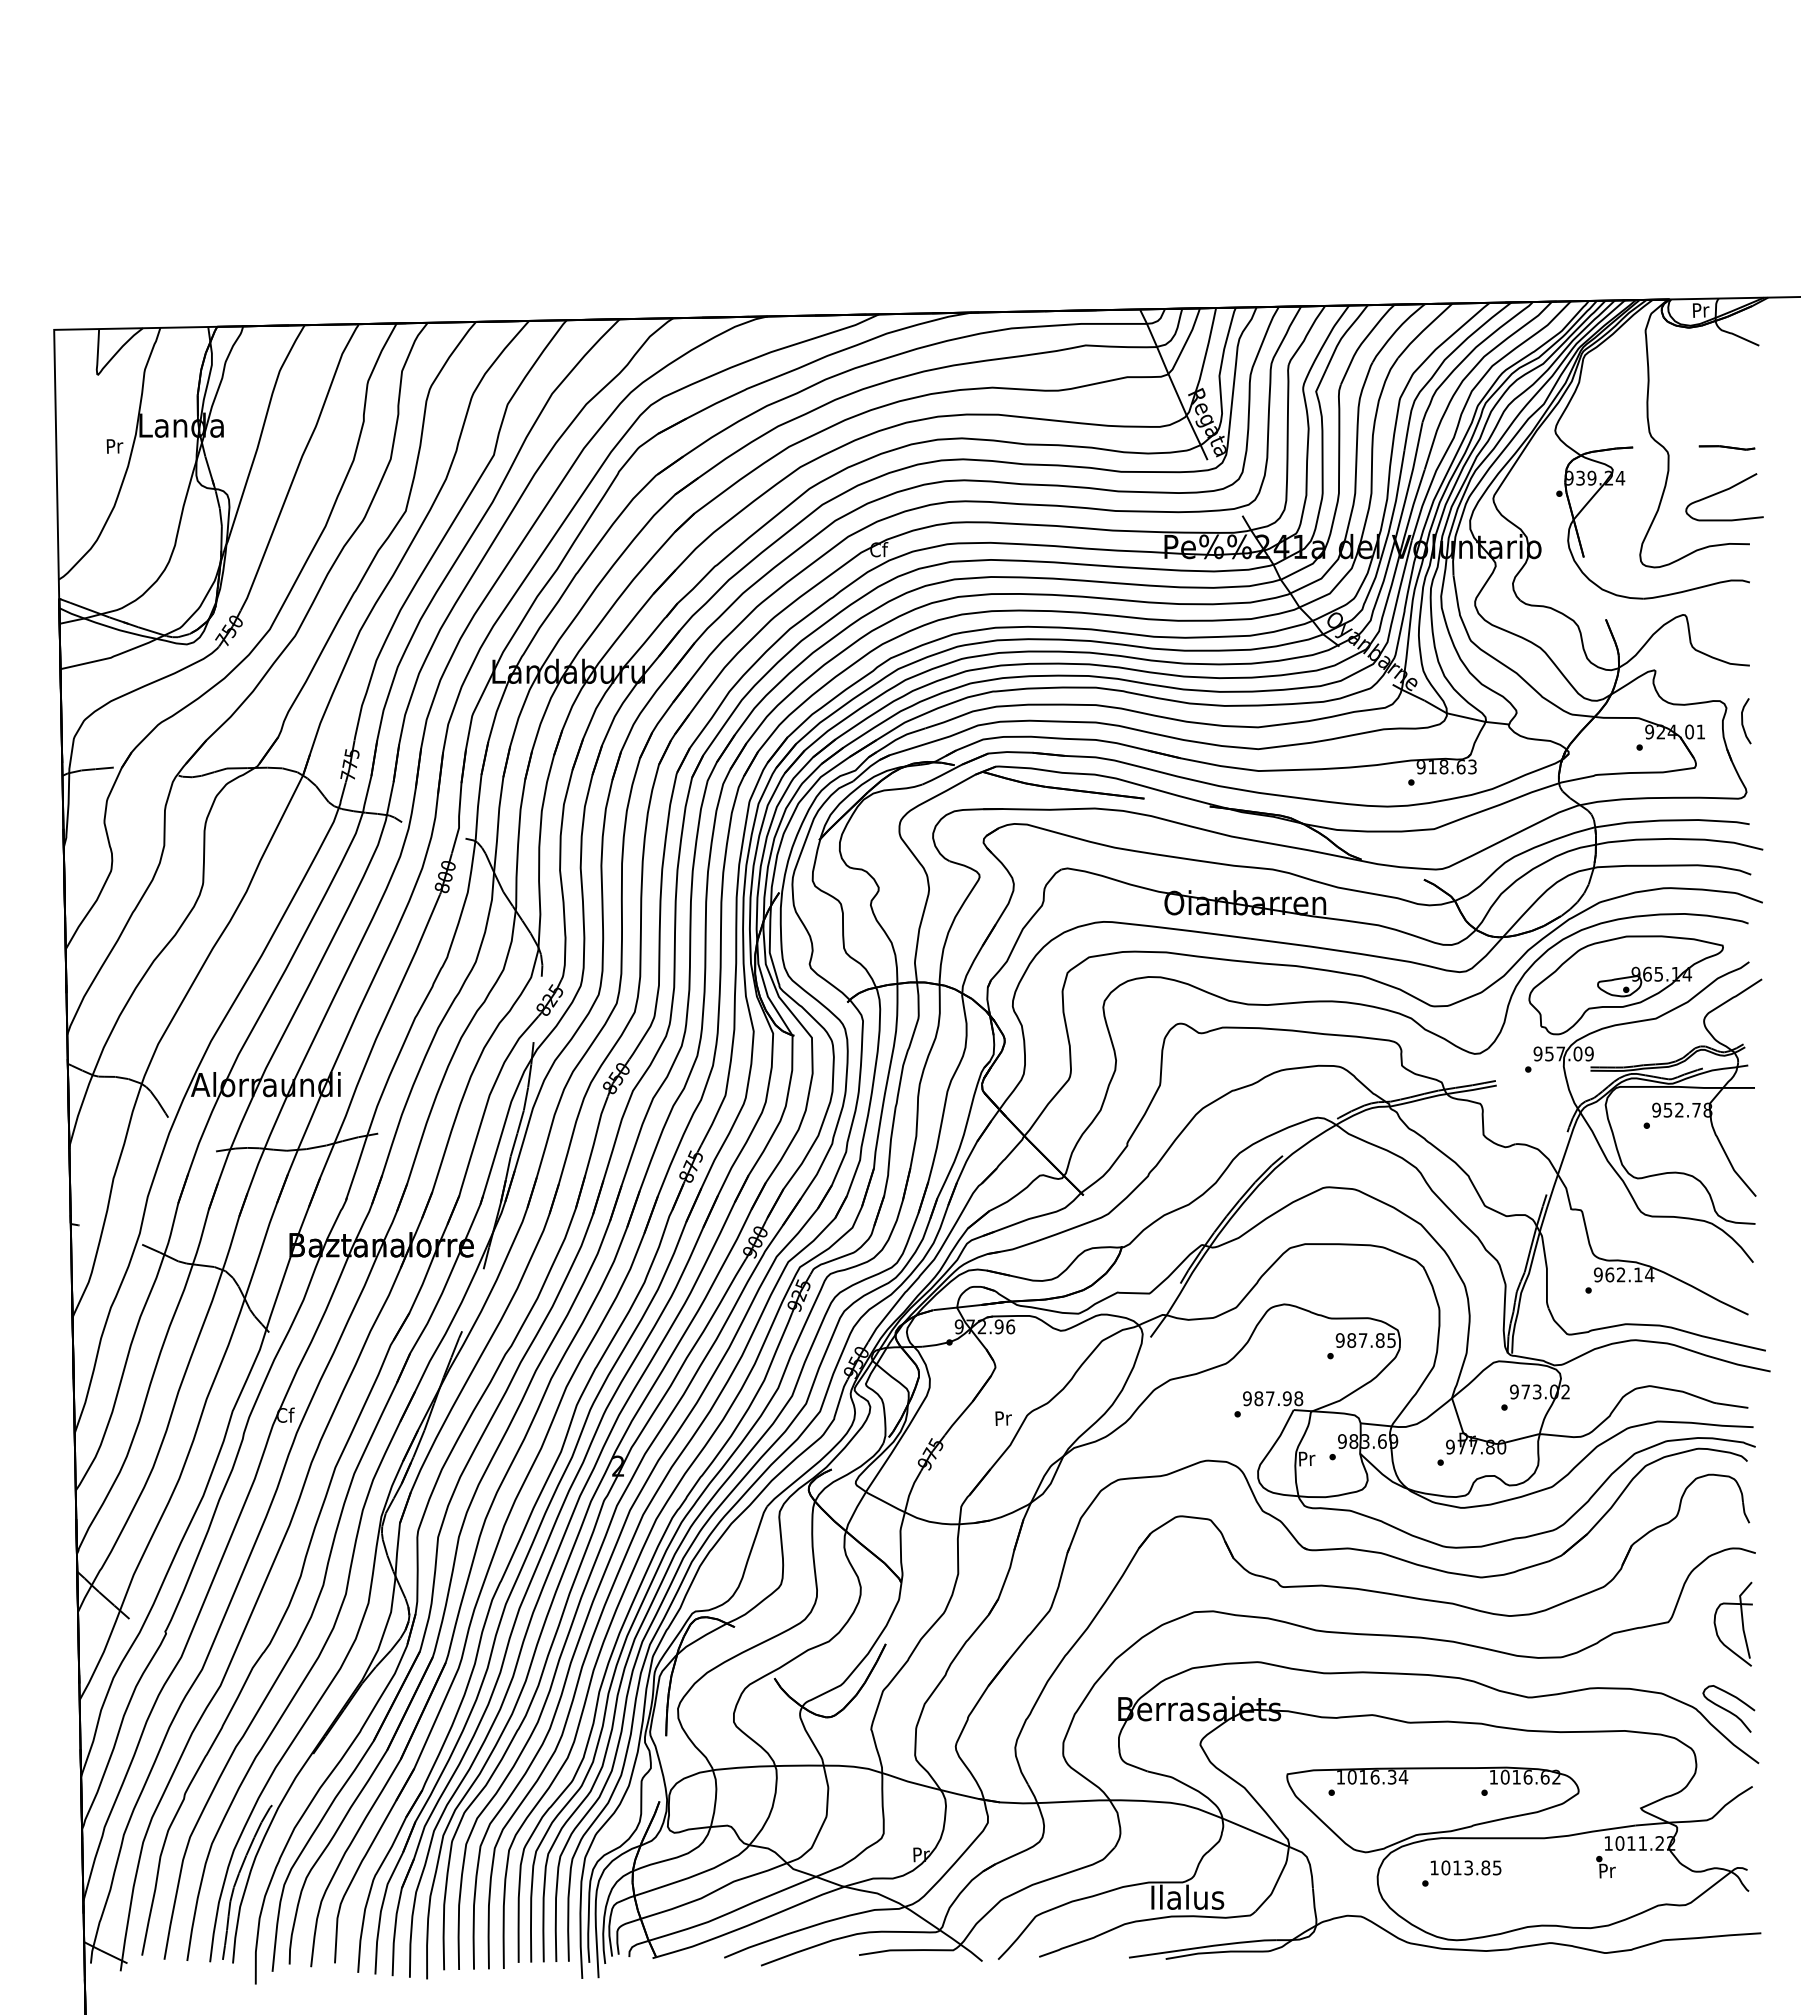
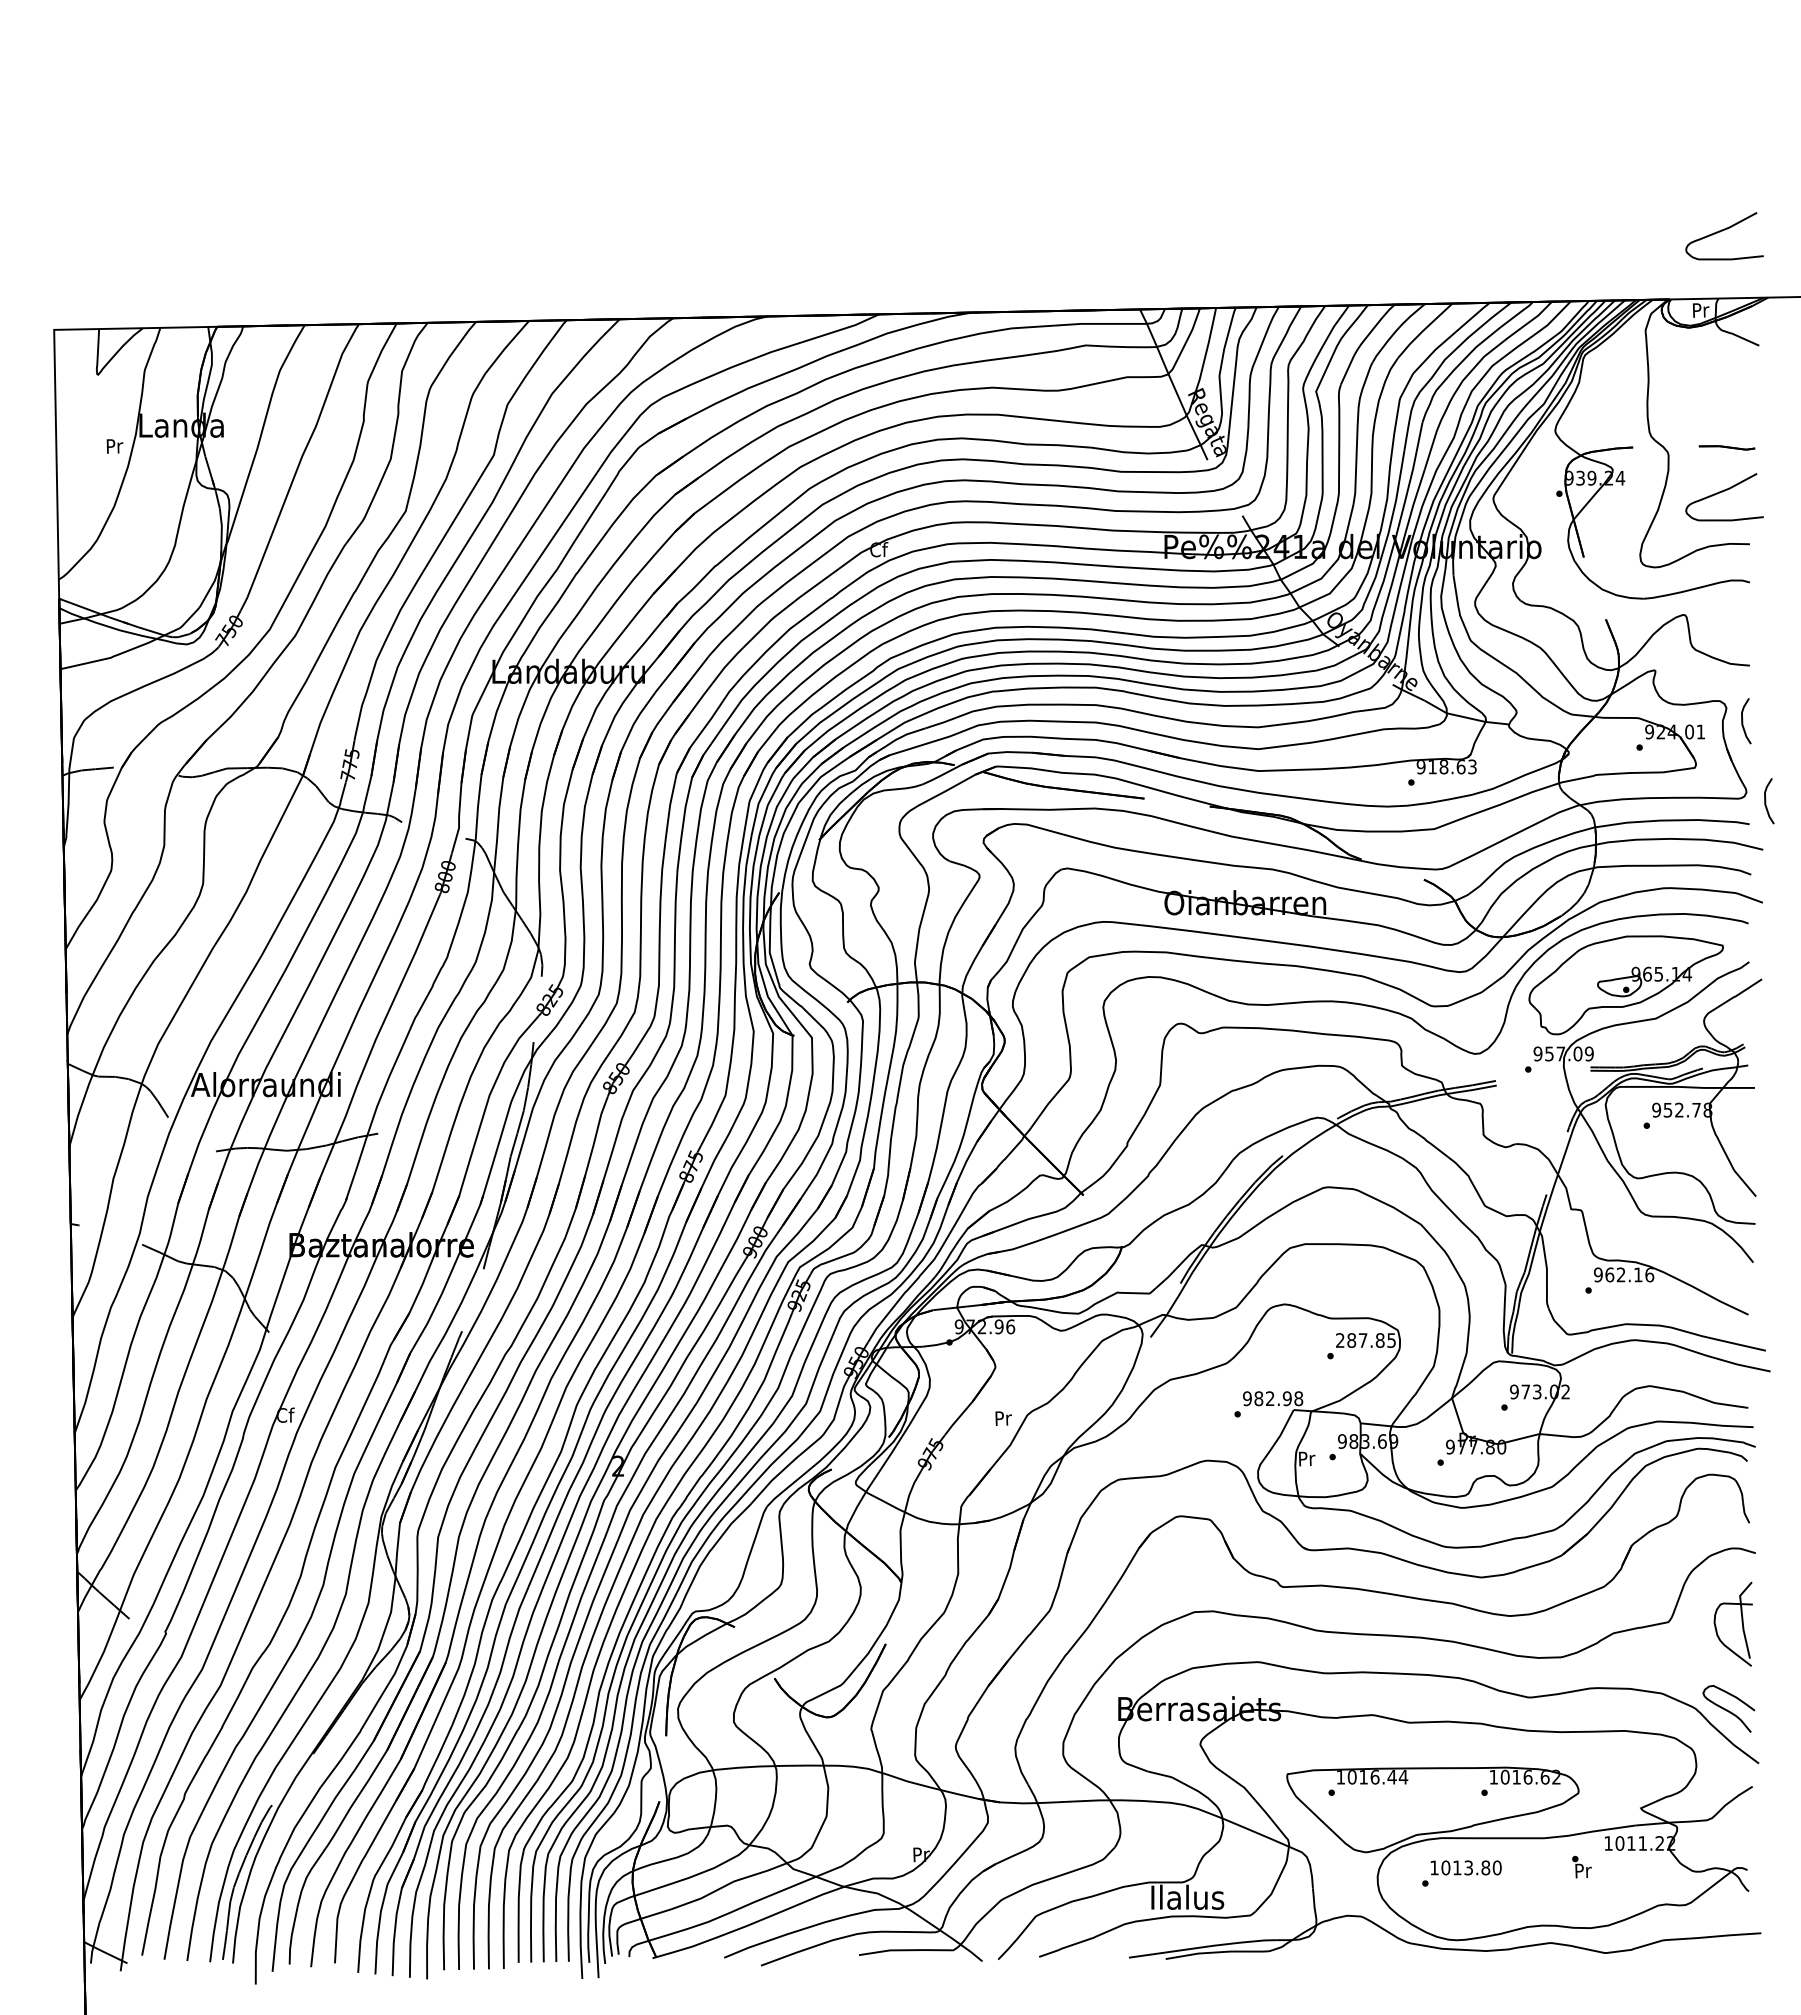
curve: none -> present (1722, 231)
curve: none -> present (1766, 801)
text: 962.14 -> 962.16 (1649, 1274)
text: 987.85 -> 287.85 (1339, 1340)
text: 987.98 -> 982.98 (1270, 1398)
text: 1016.34 -> 1016.44 (1391, 1776)
text position: (1605, 1866) -> (1581, 1866) (1581, 1866)
text: 1013.85 -> 1013.80 (1496, 1867)
